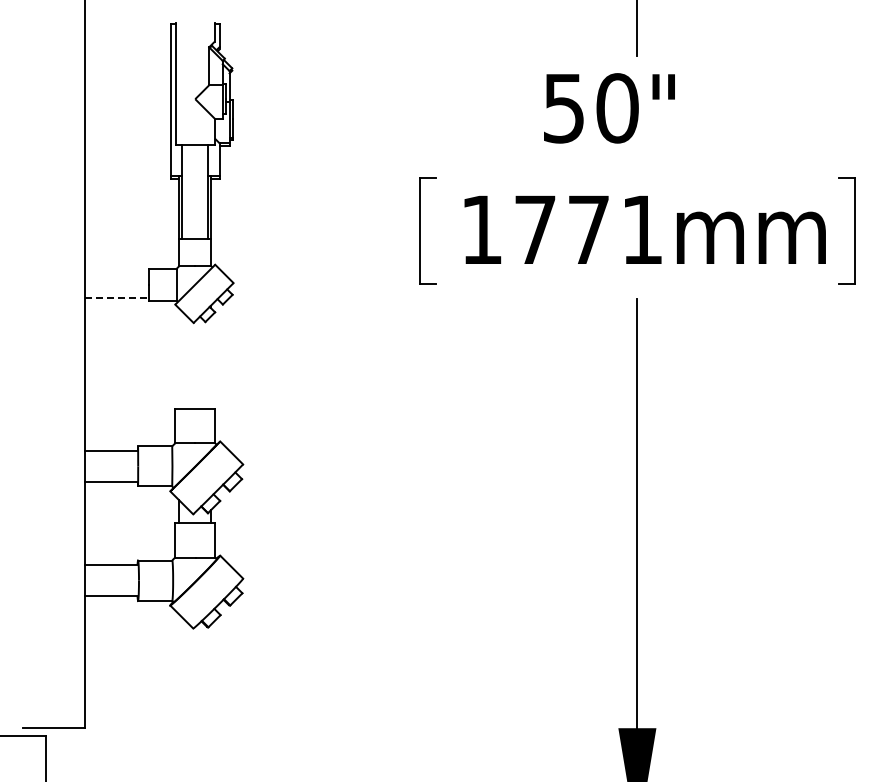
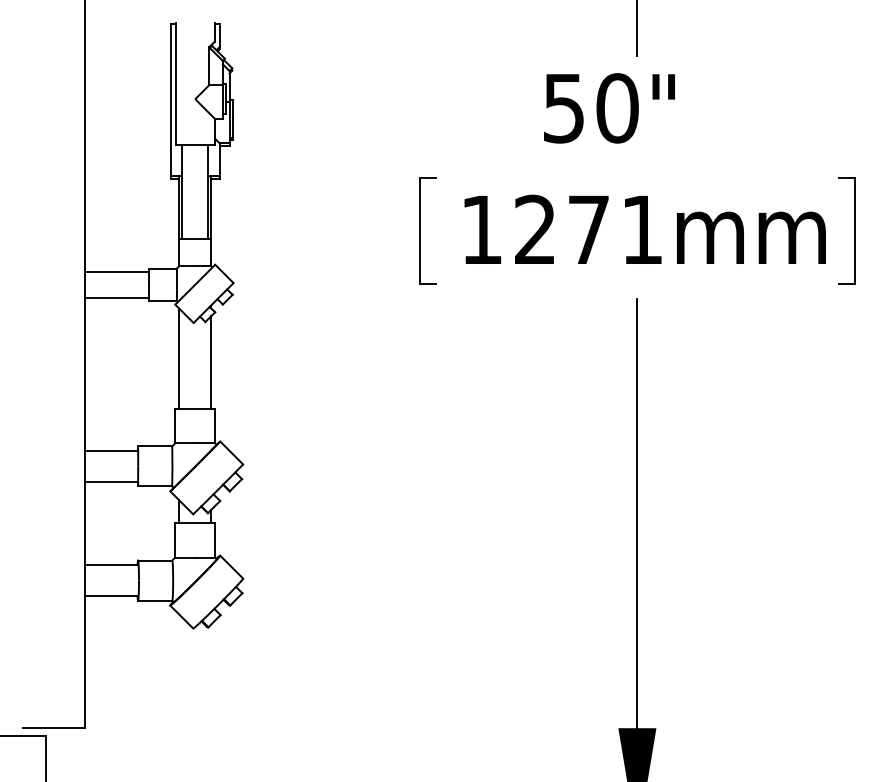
text: 1771mm -> 1271mm (535, 228)
line: none -> present (116, 271)
line: dashed -> solid (117, 297)
line: none -> present (179, 358)
line: none -> present (211, 362)
